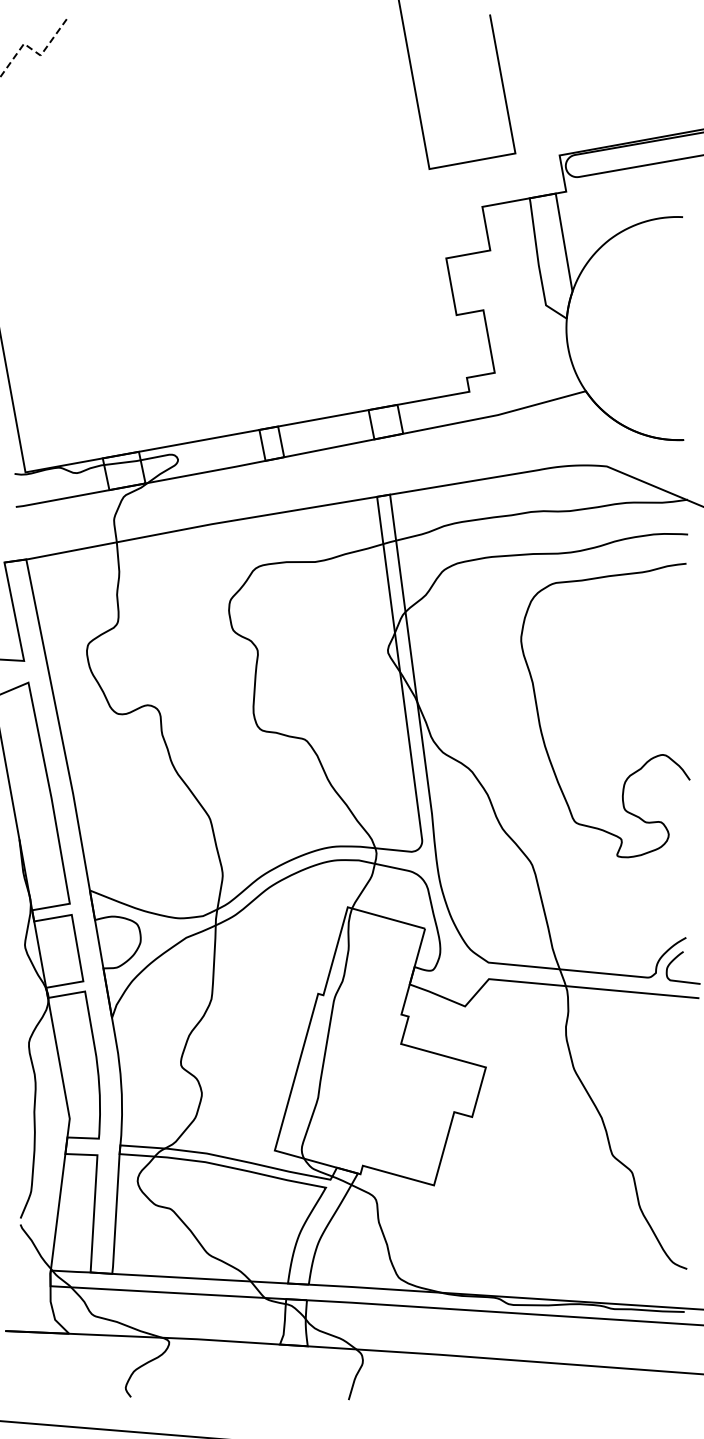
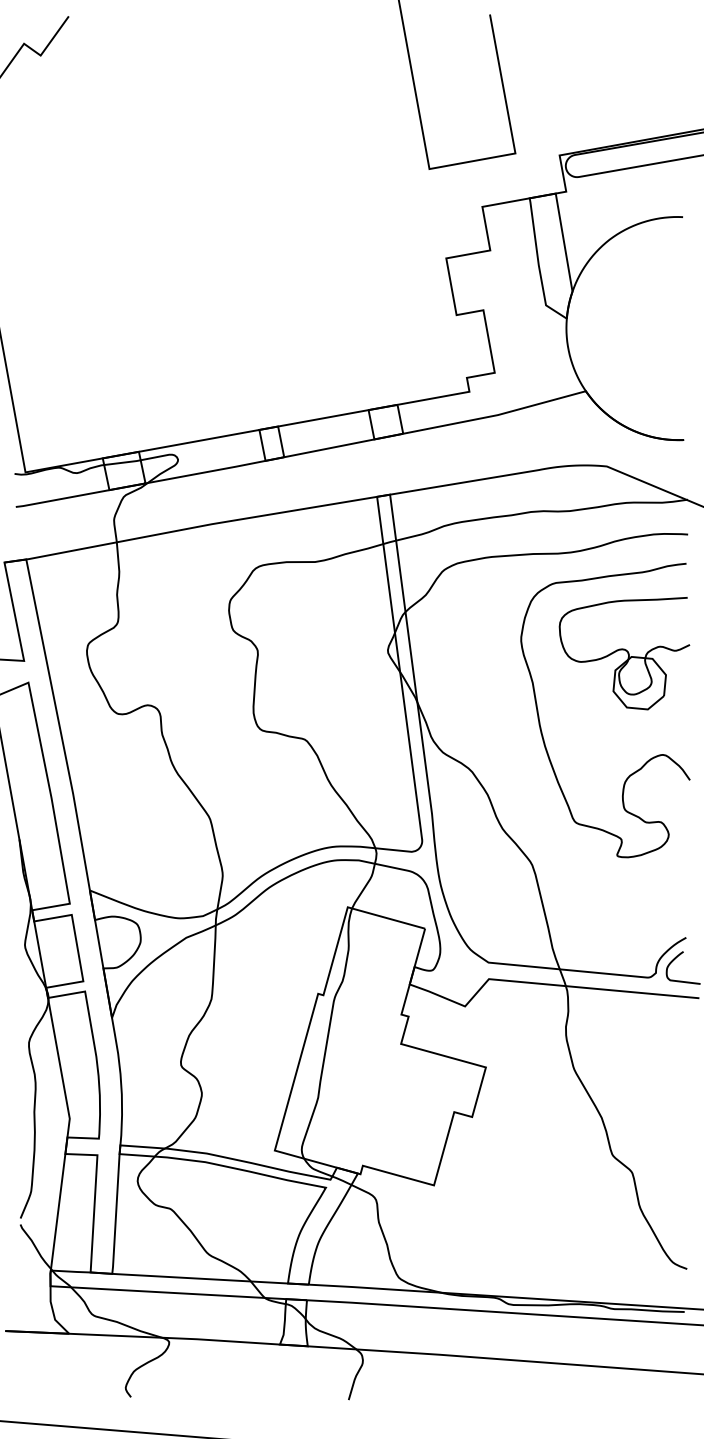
line: dashed -> solid (35, 52)
part: none -> present (624, 653)
